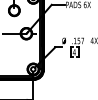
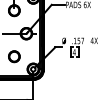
part: none -> present (14, 56)
